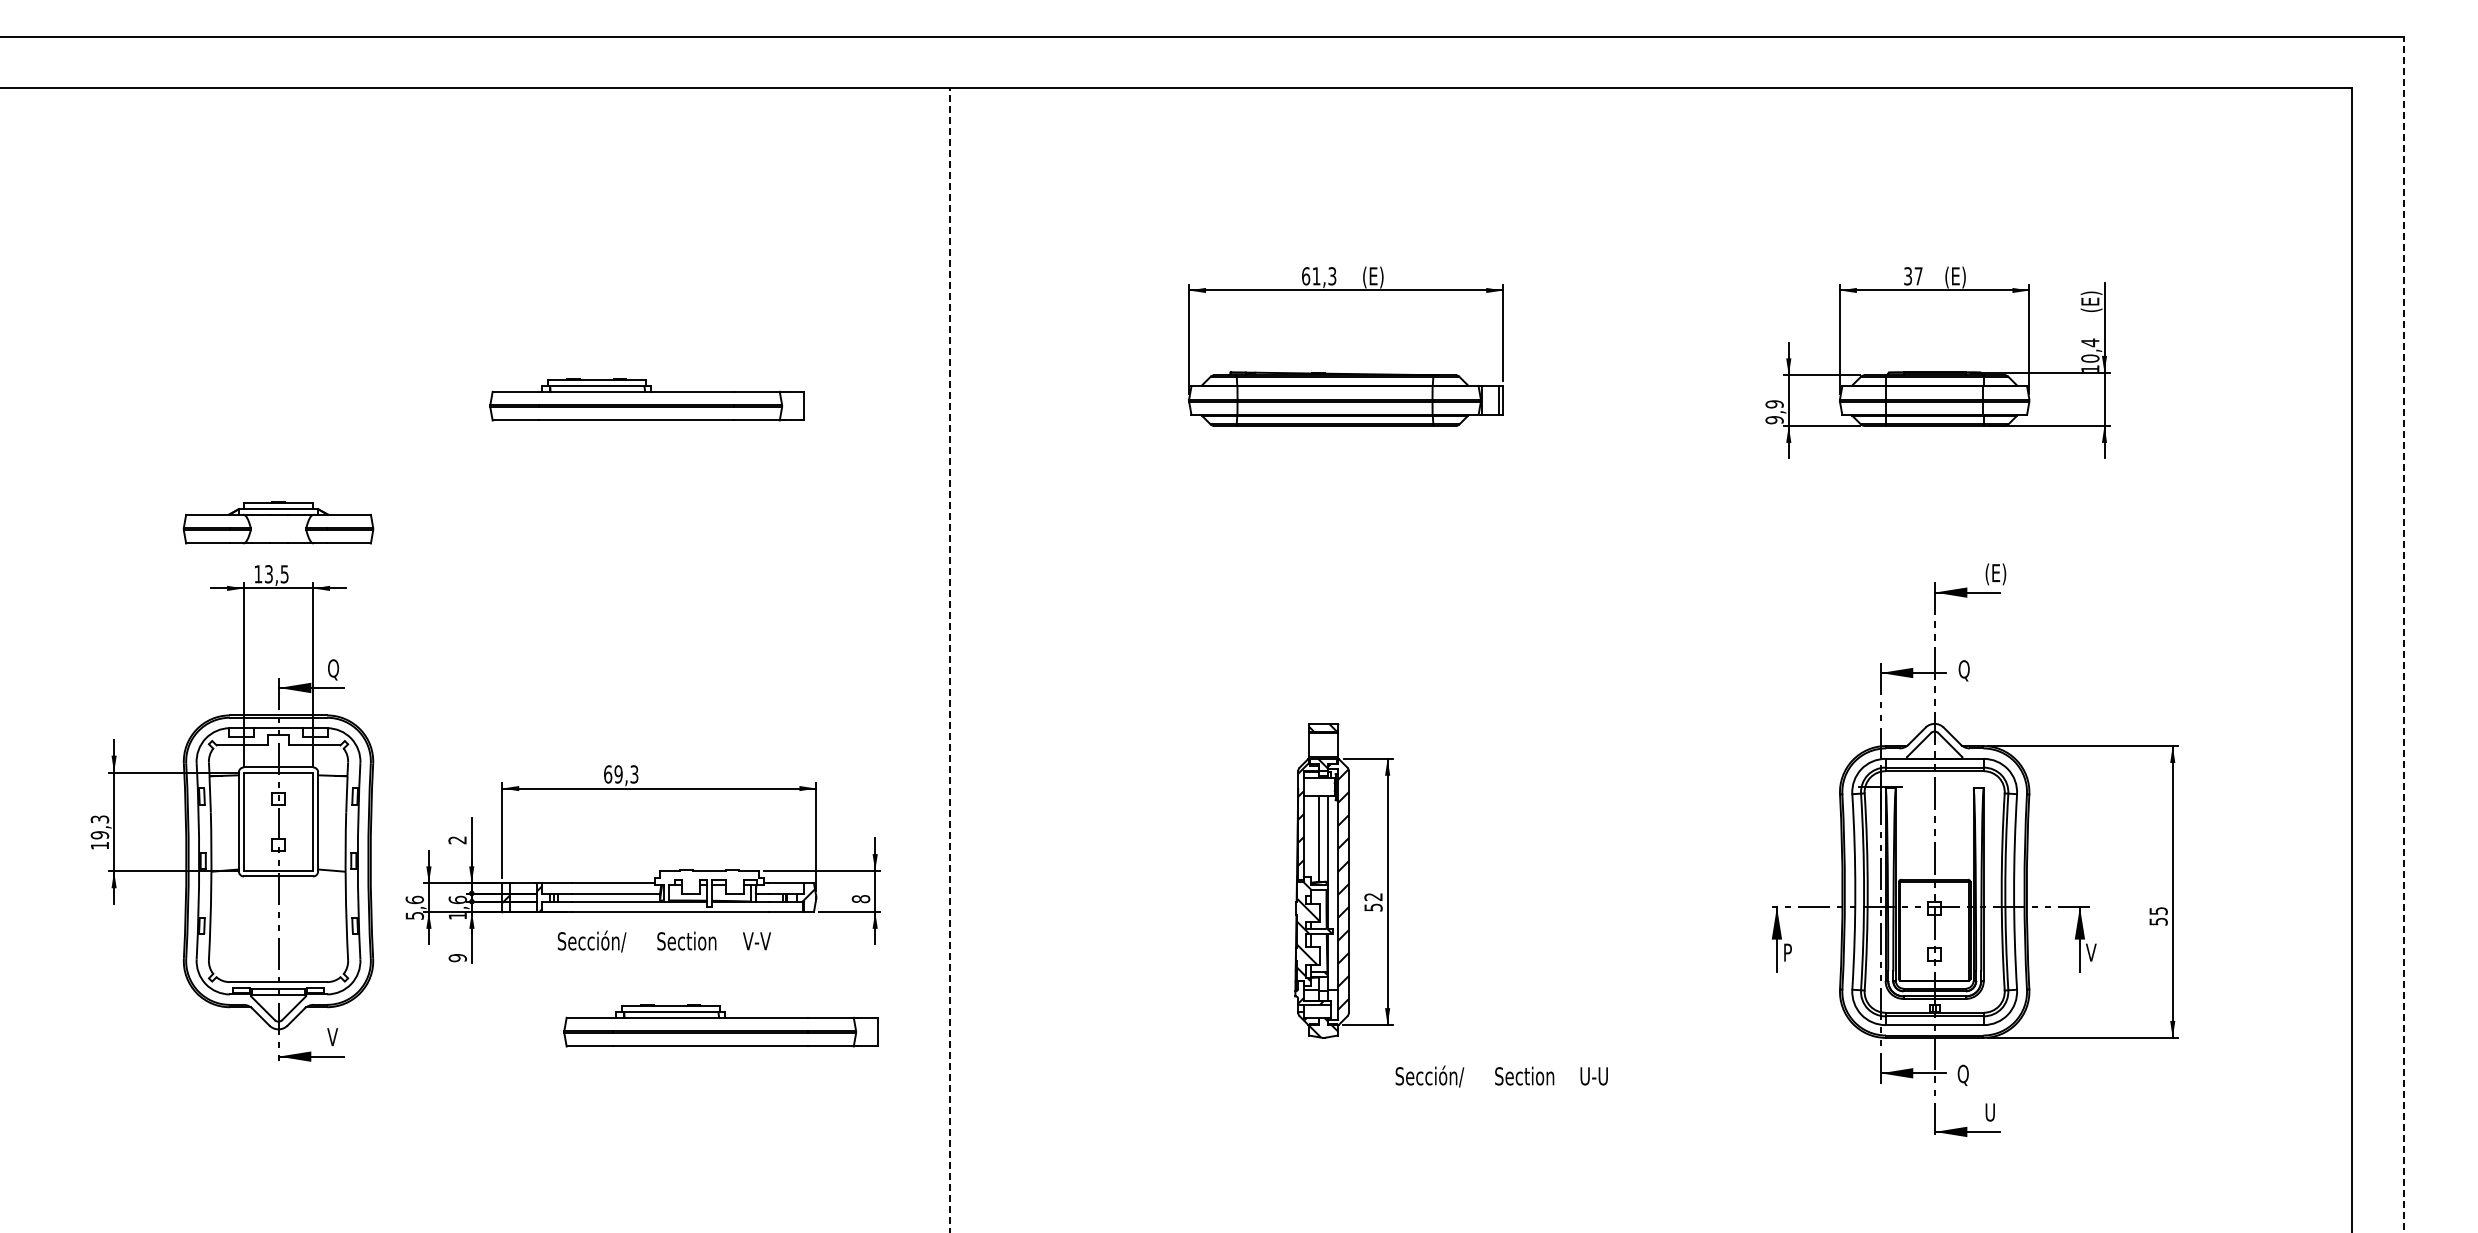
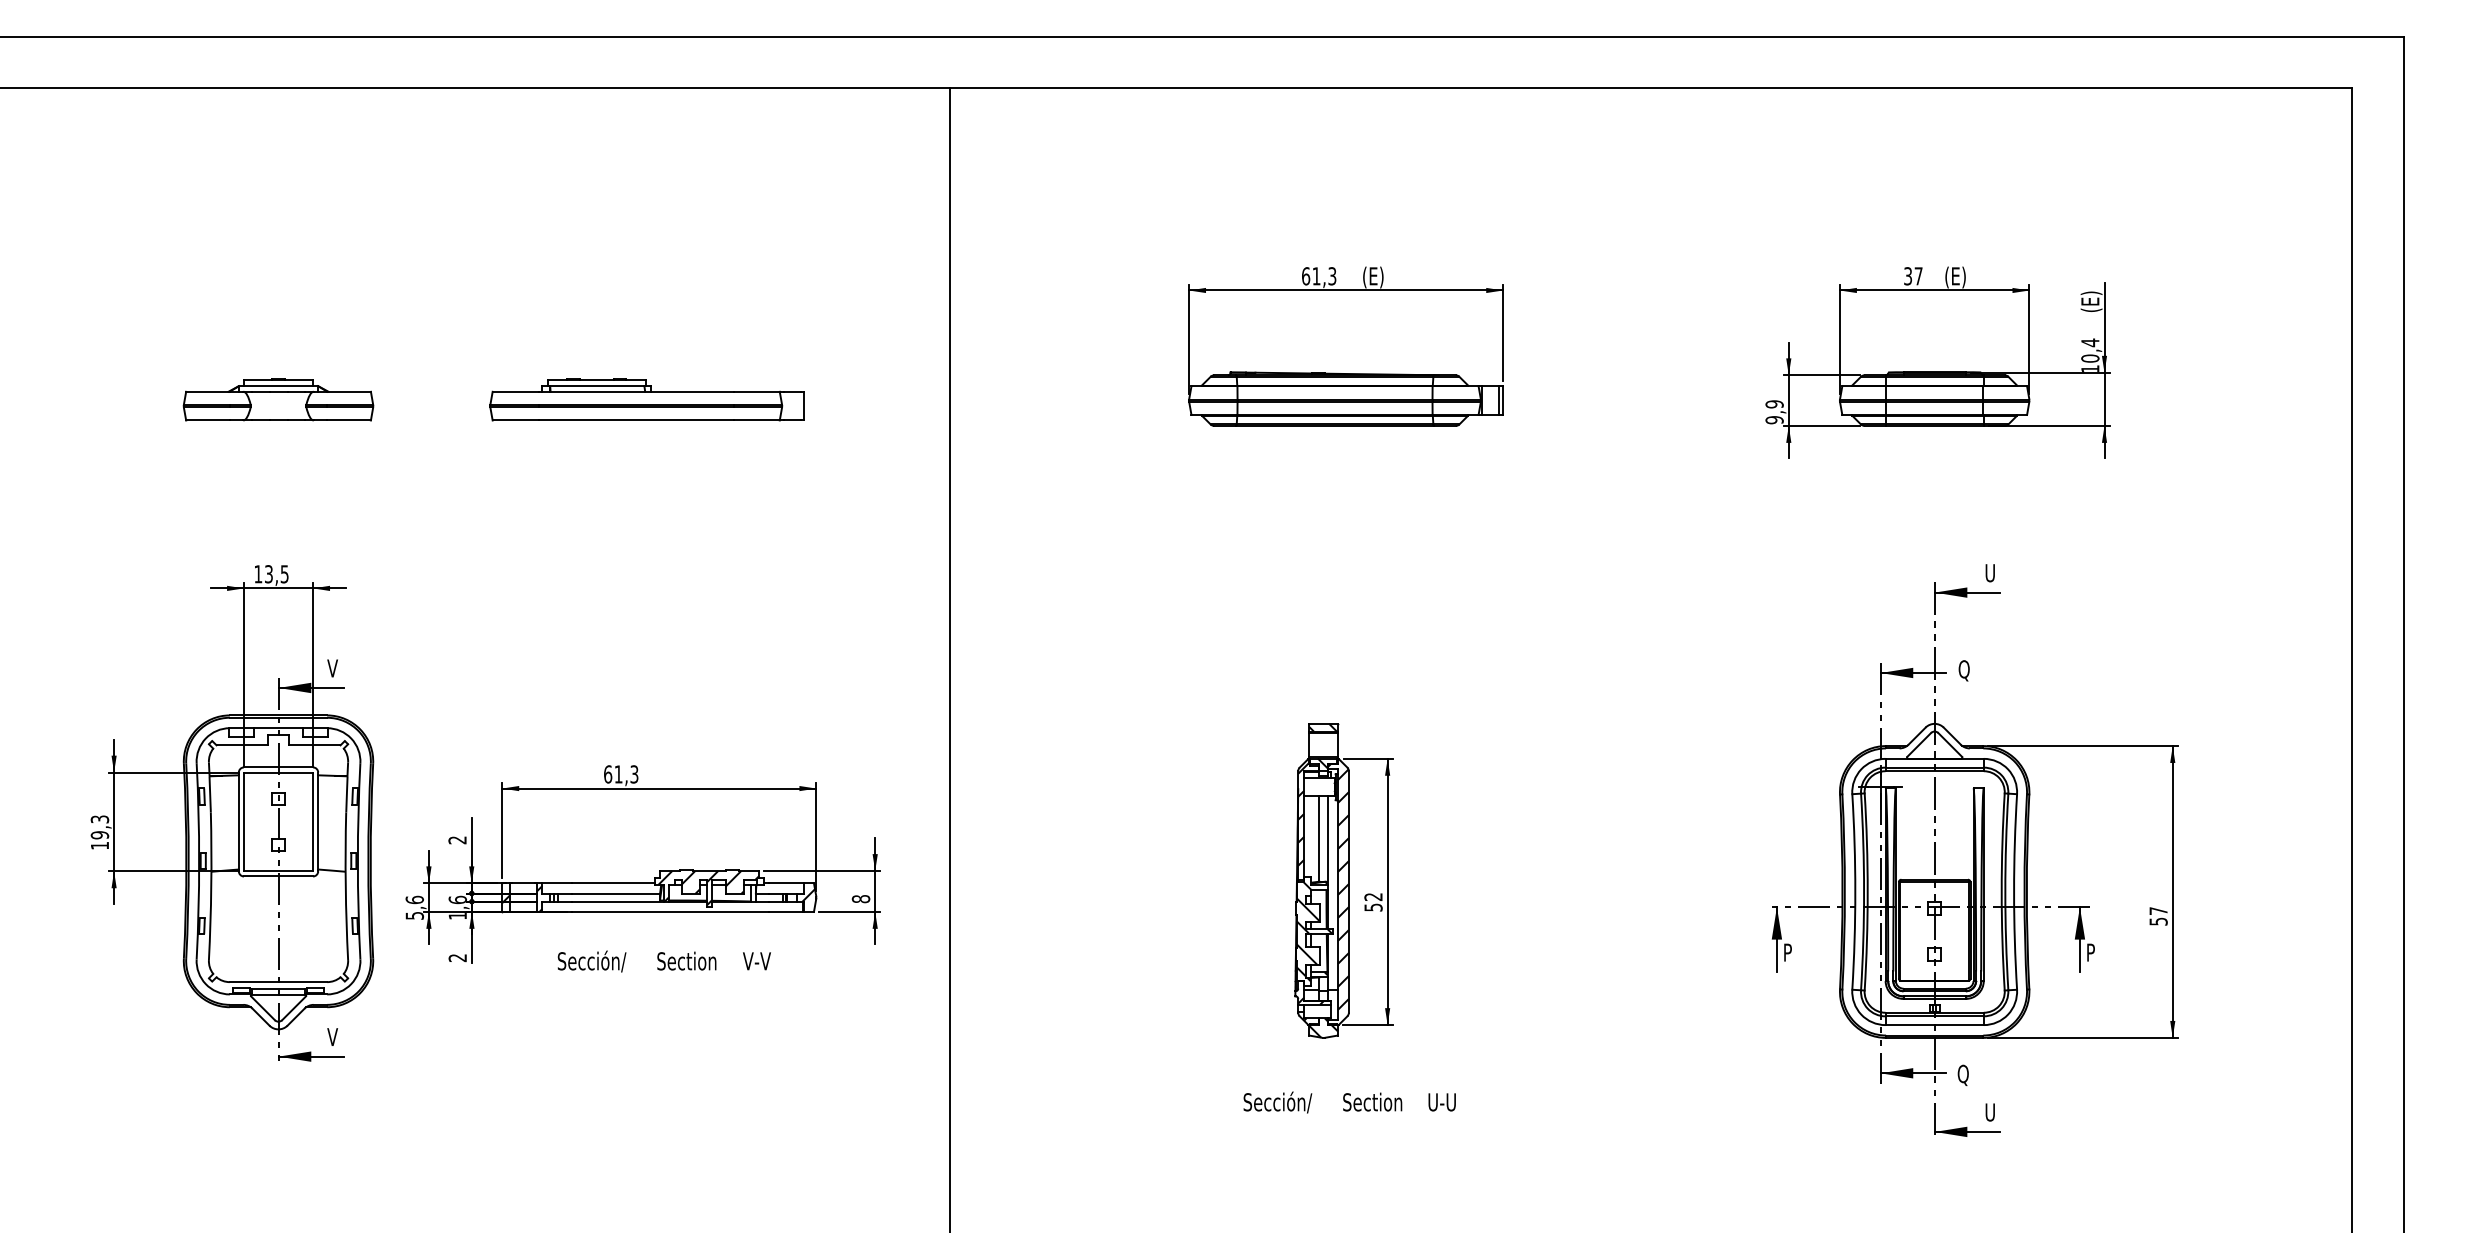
part position: (278, 522) -> (278, 399) (278, 399)
text: (E) -> U (1995, 574)
line: dashed -> solid (2403, 634)
line: dashed -> solid (950, 659)
text: Q -> V (333, 669)
text: 69,3 -> 61,3 (618, 774)
hatch: none -> present (708, 887)
text: 55 -> 57 (2158, 911)
text position: (663, 941) -> (663, 961) (663, 961)
text: V -> P (2091, 952)
text: 9 -> 2 (457, 958)
part: present -> none (720, 1025)
text position: (1501, 1076) -> (1349, 1102) (1349, 1102)
